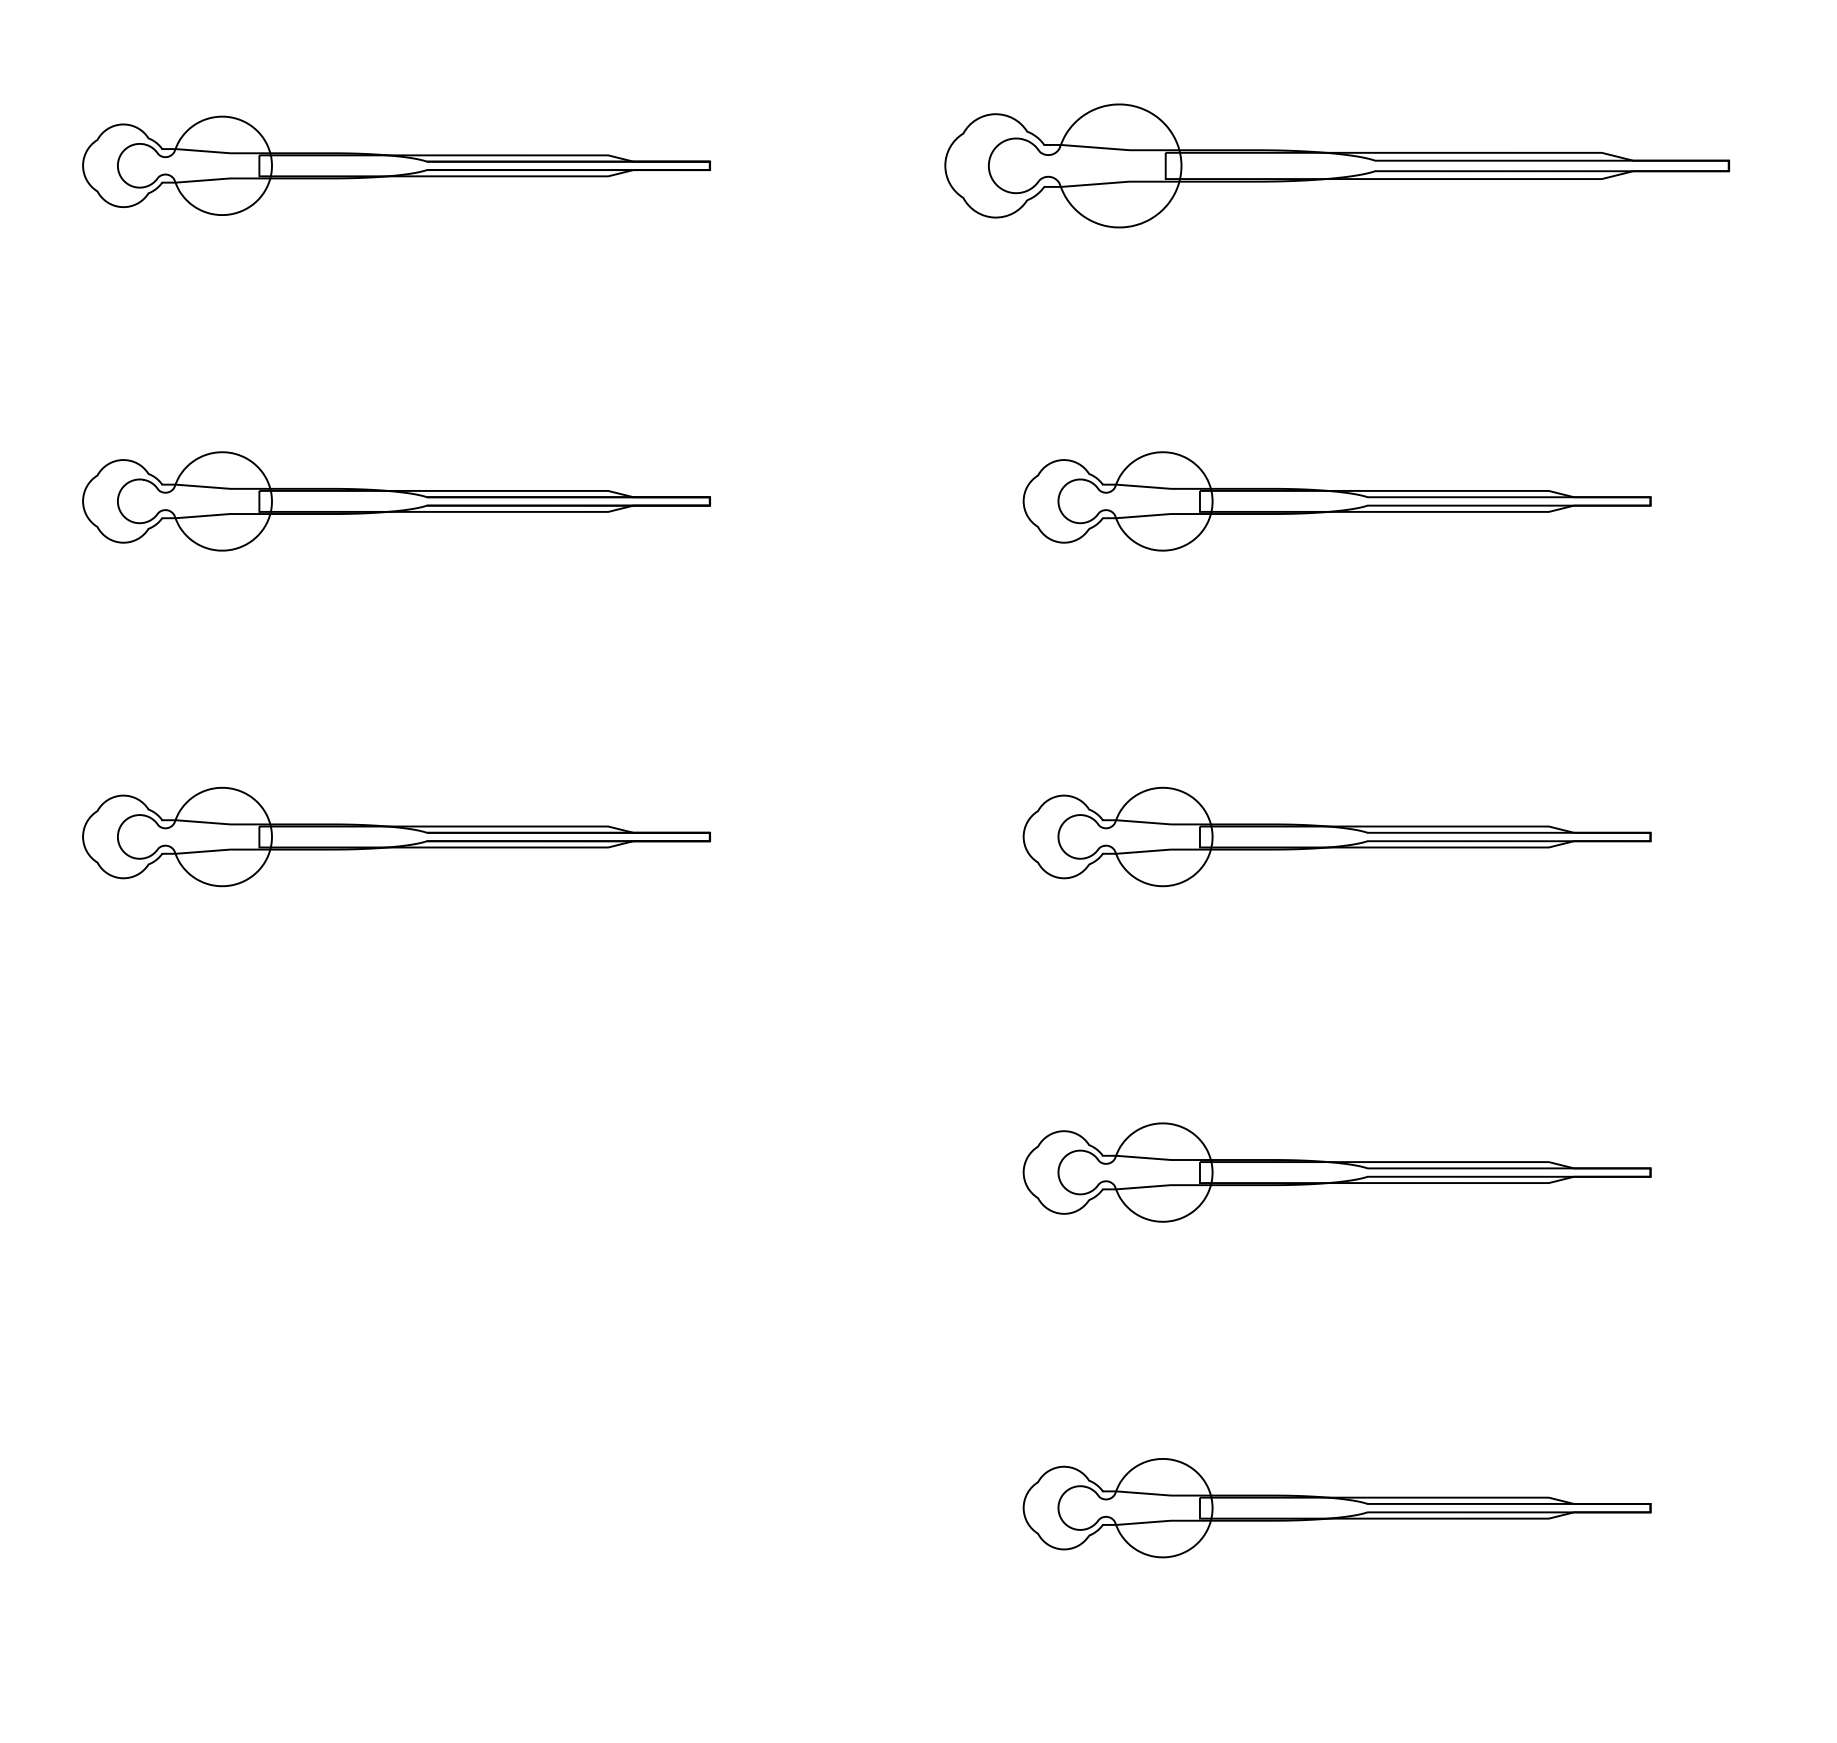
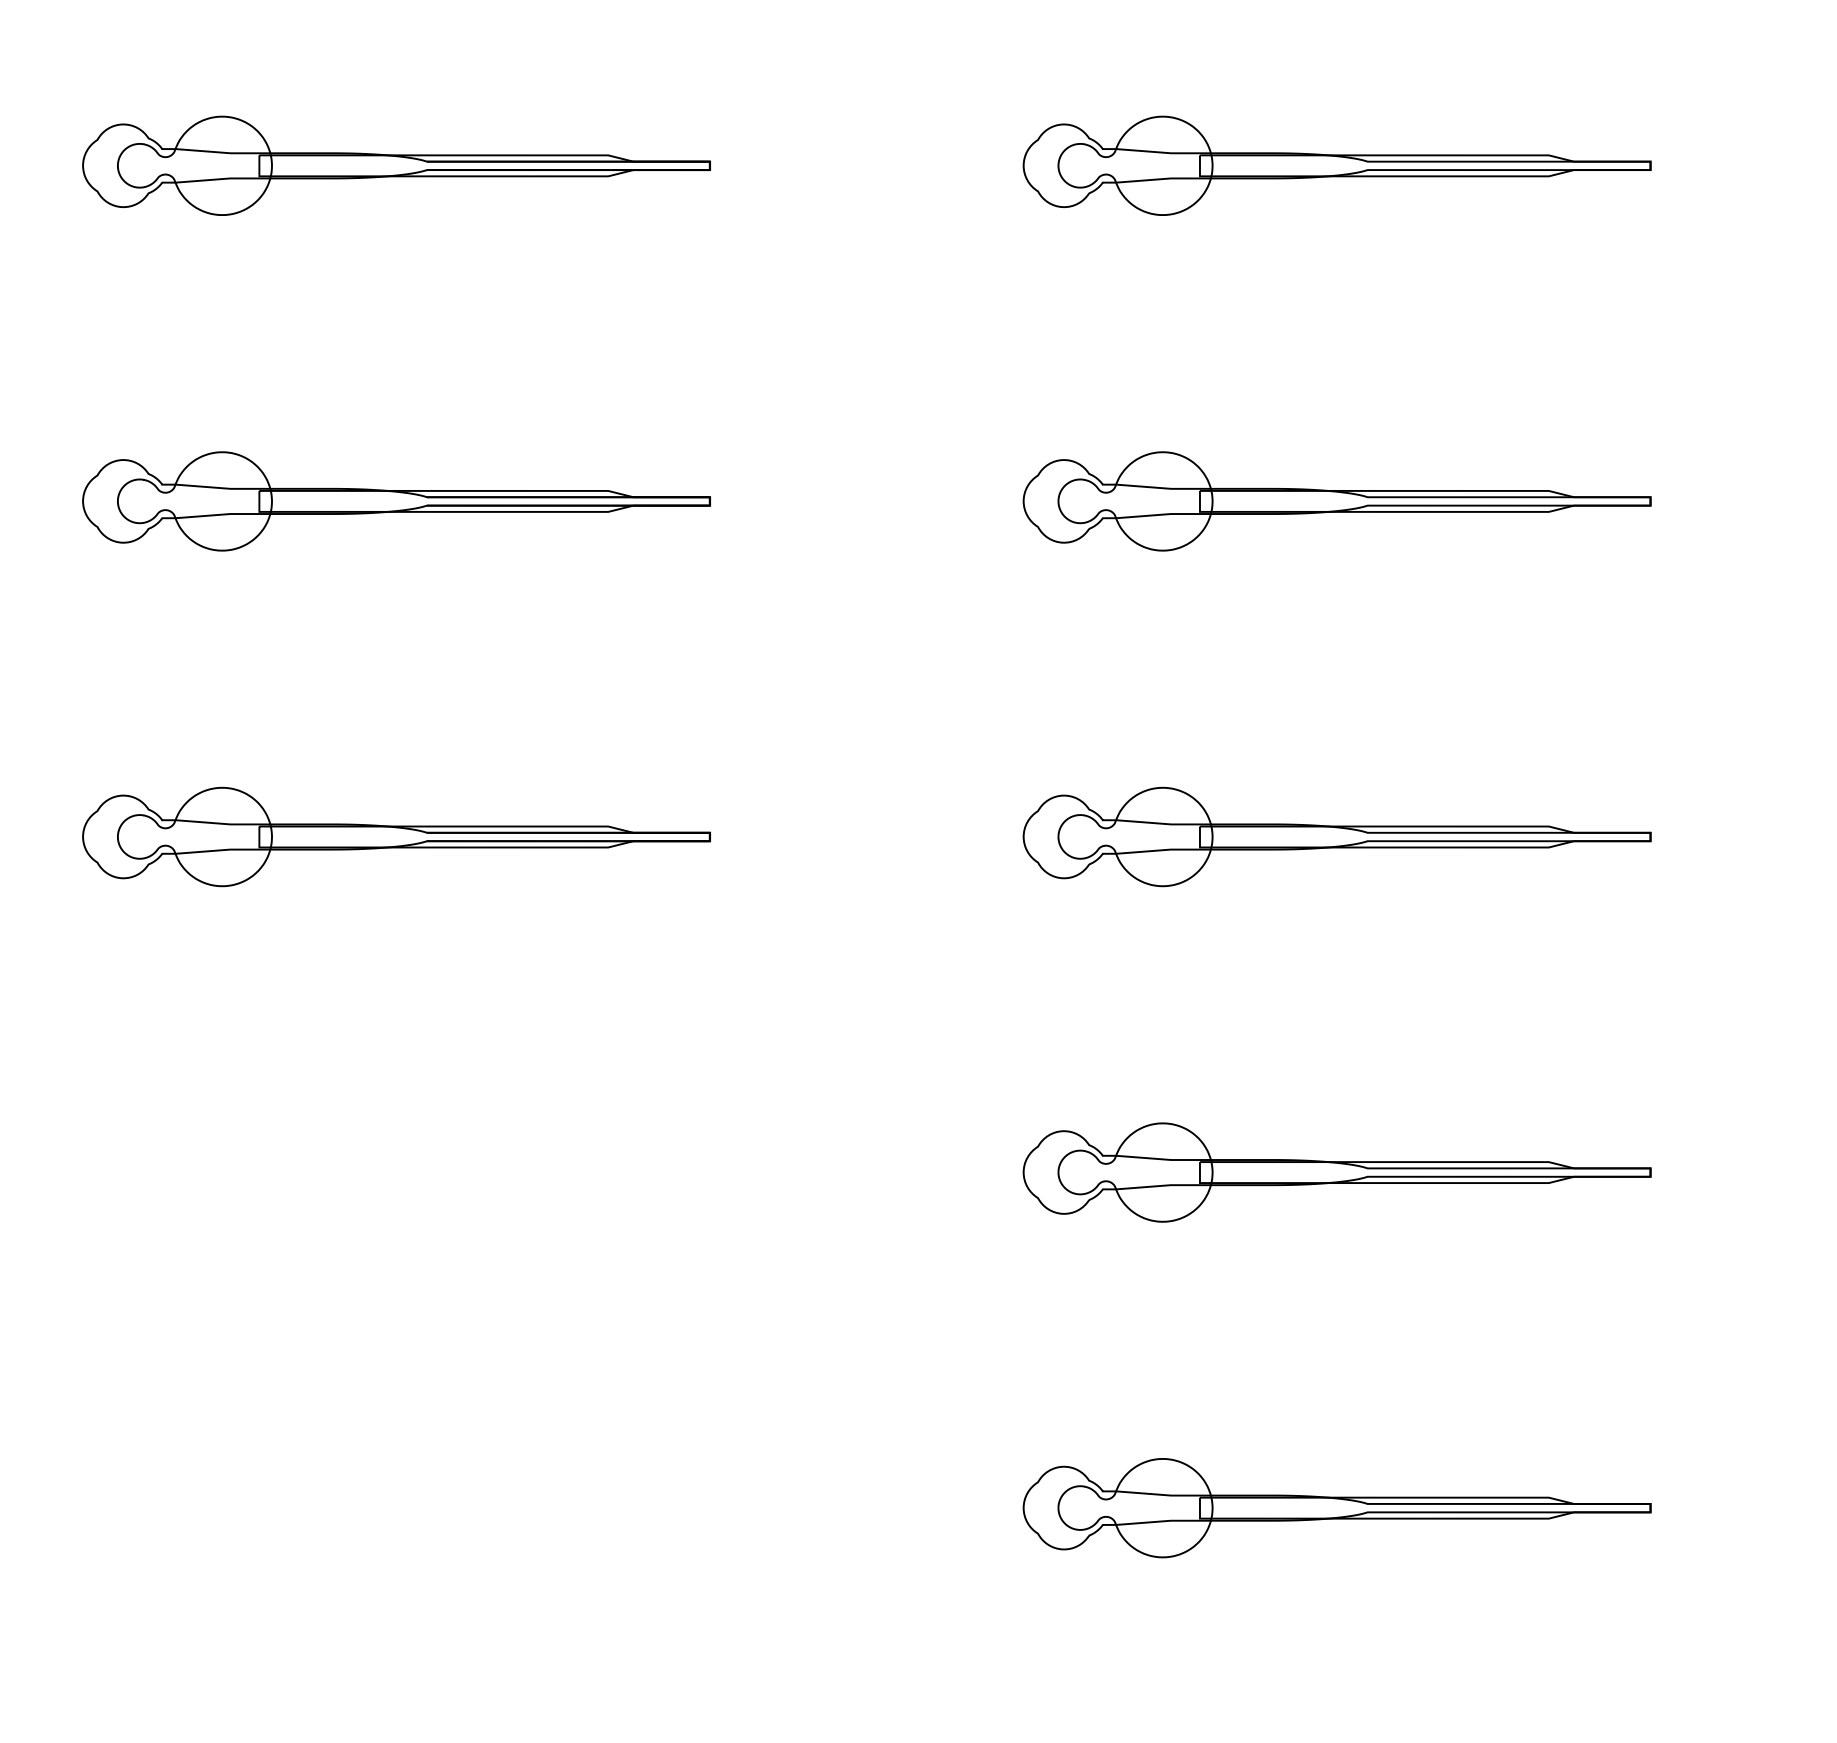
part size: 786x126 px -> 630x101 px (1336, 165)
